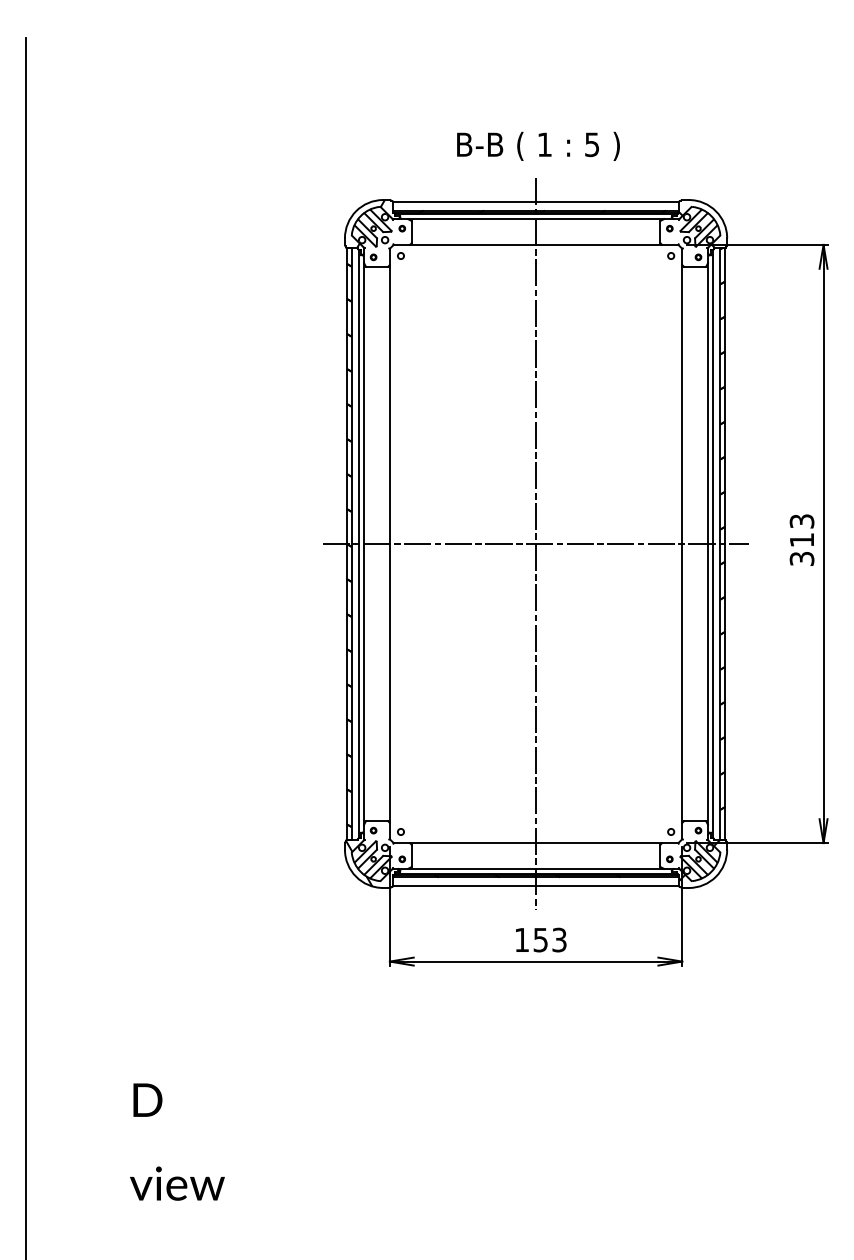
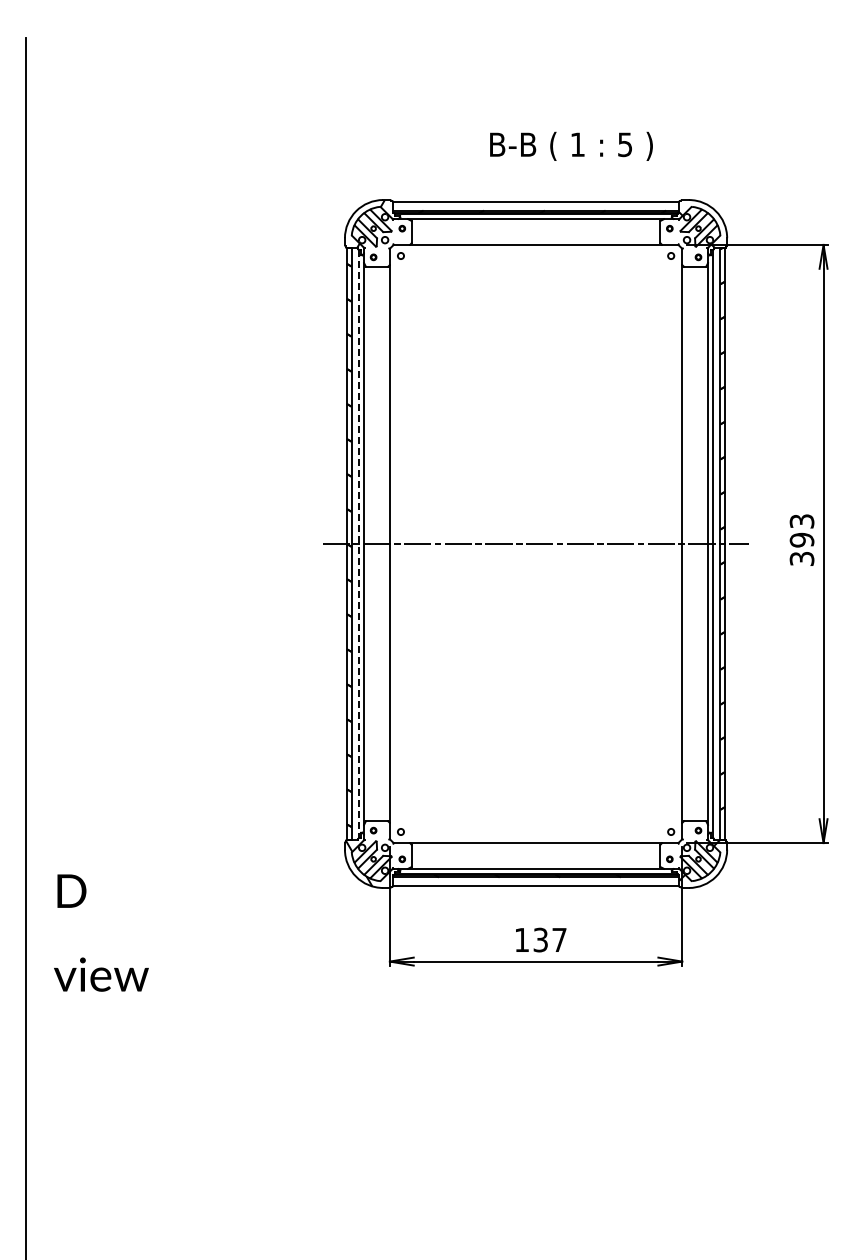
text position: (538, 145) -> (571, 145) (571, 145)
text: 313 -> 393 (801, 539)
line: present -> none (536, 543)
line: solid -> dashed (359, 544)
text: 153 -> 137 (550, 939)
text position: (177, 1141) -> (101, 932) (101, 932)
